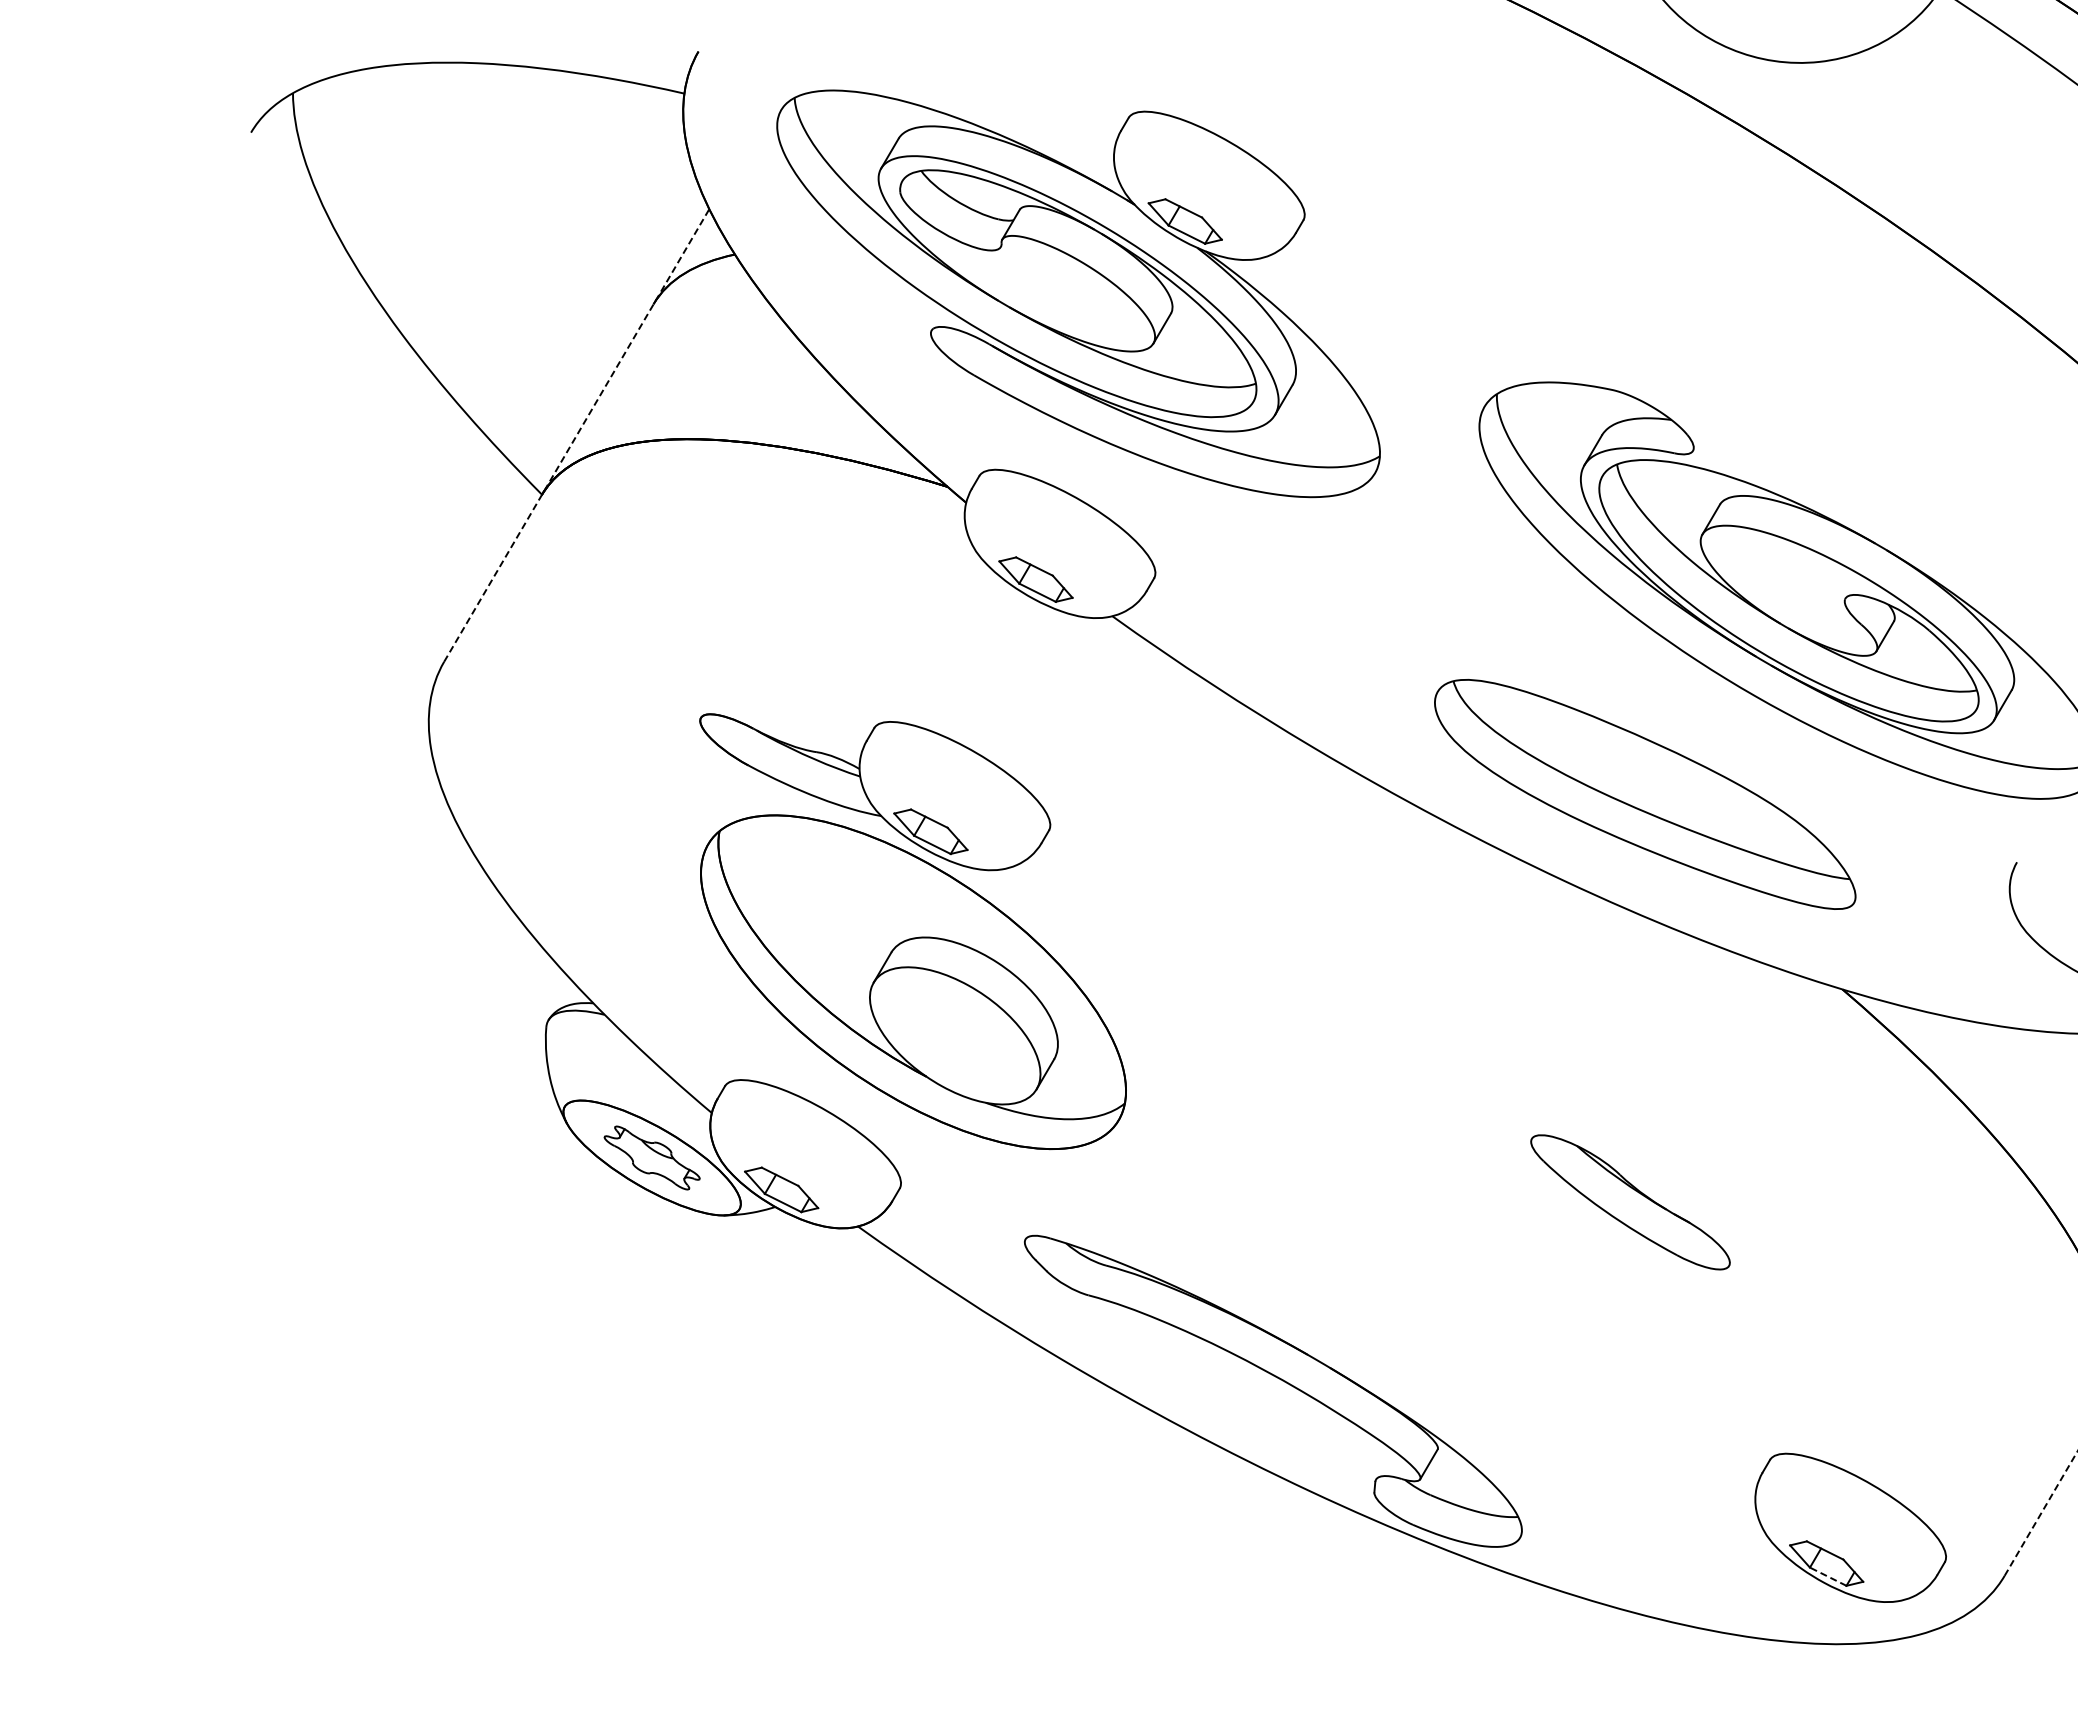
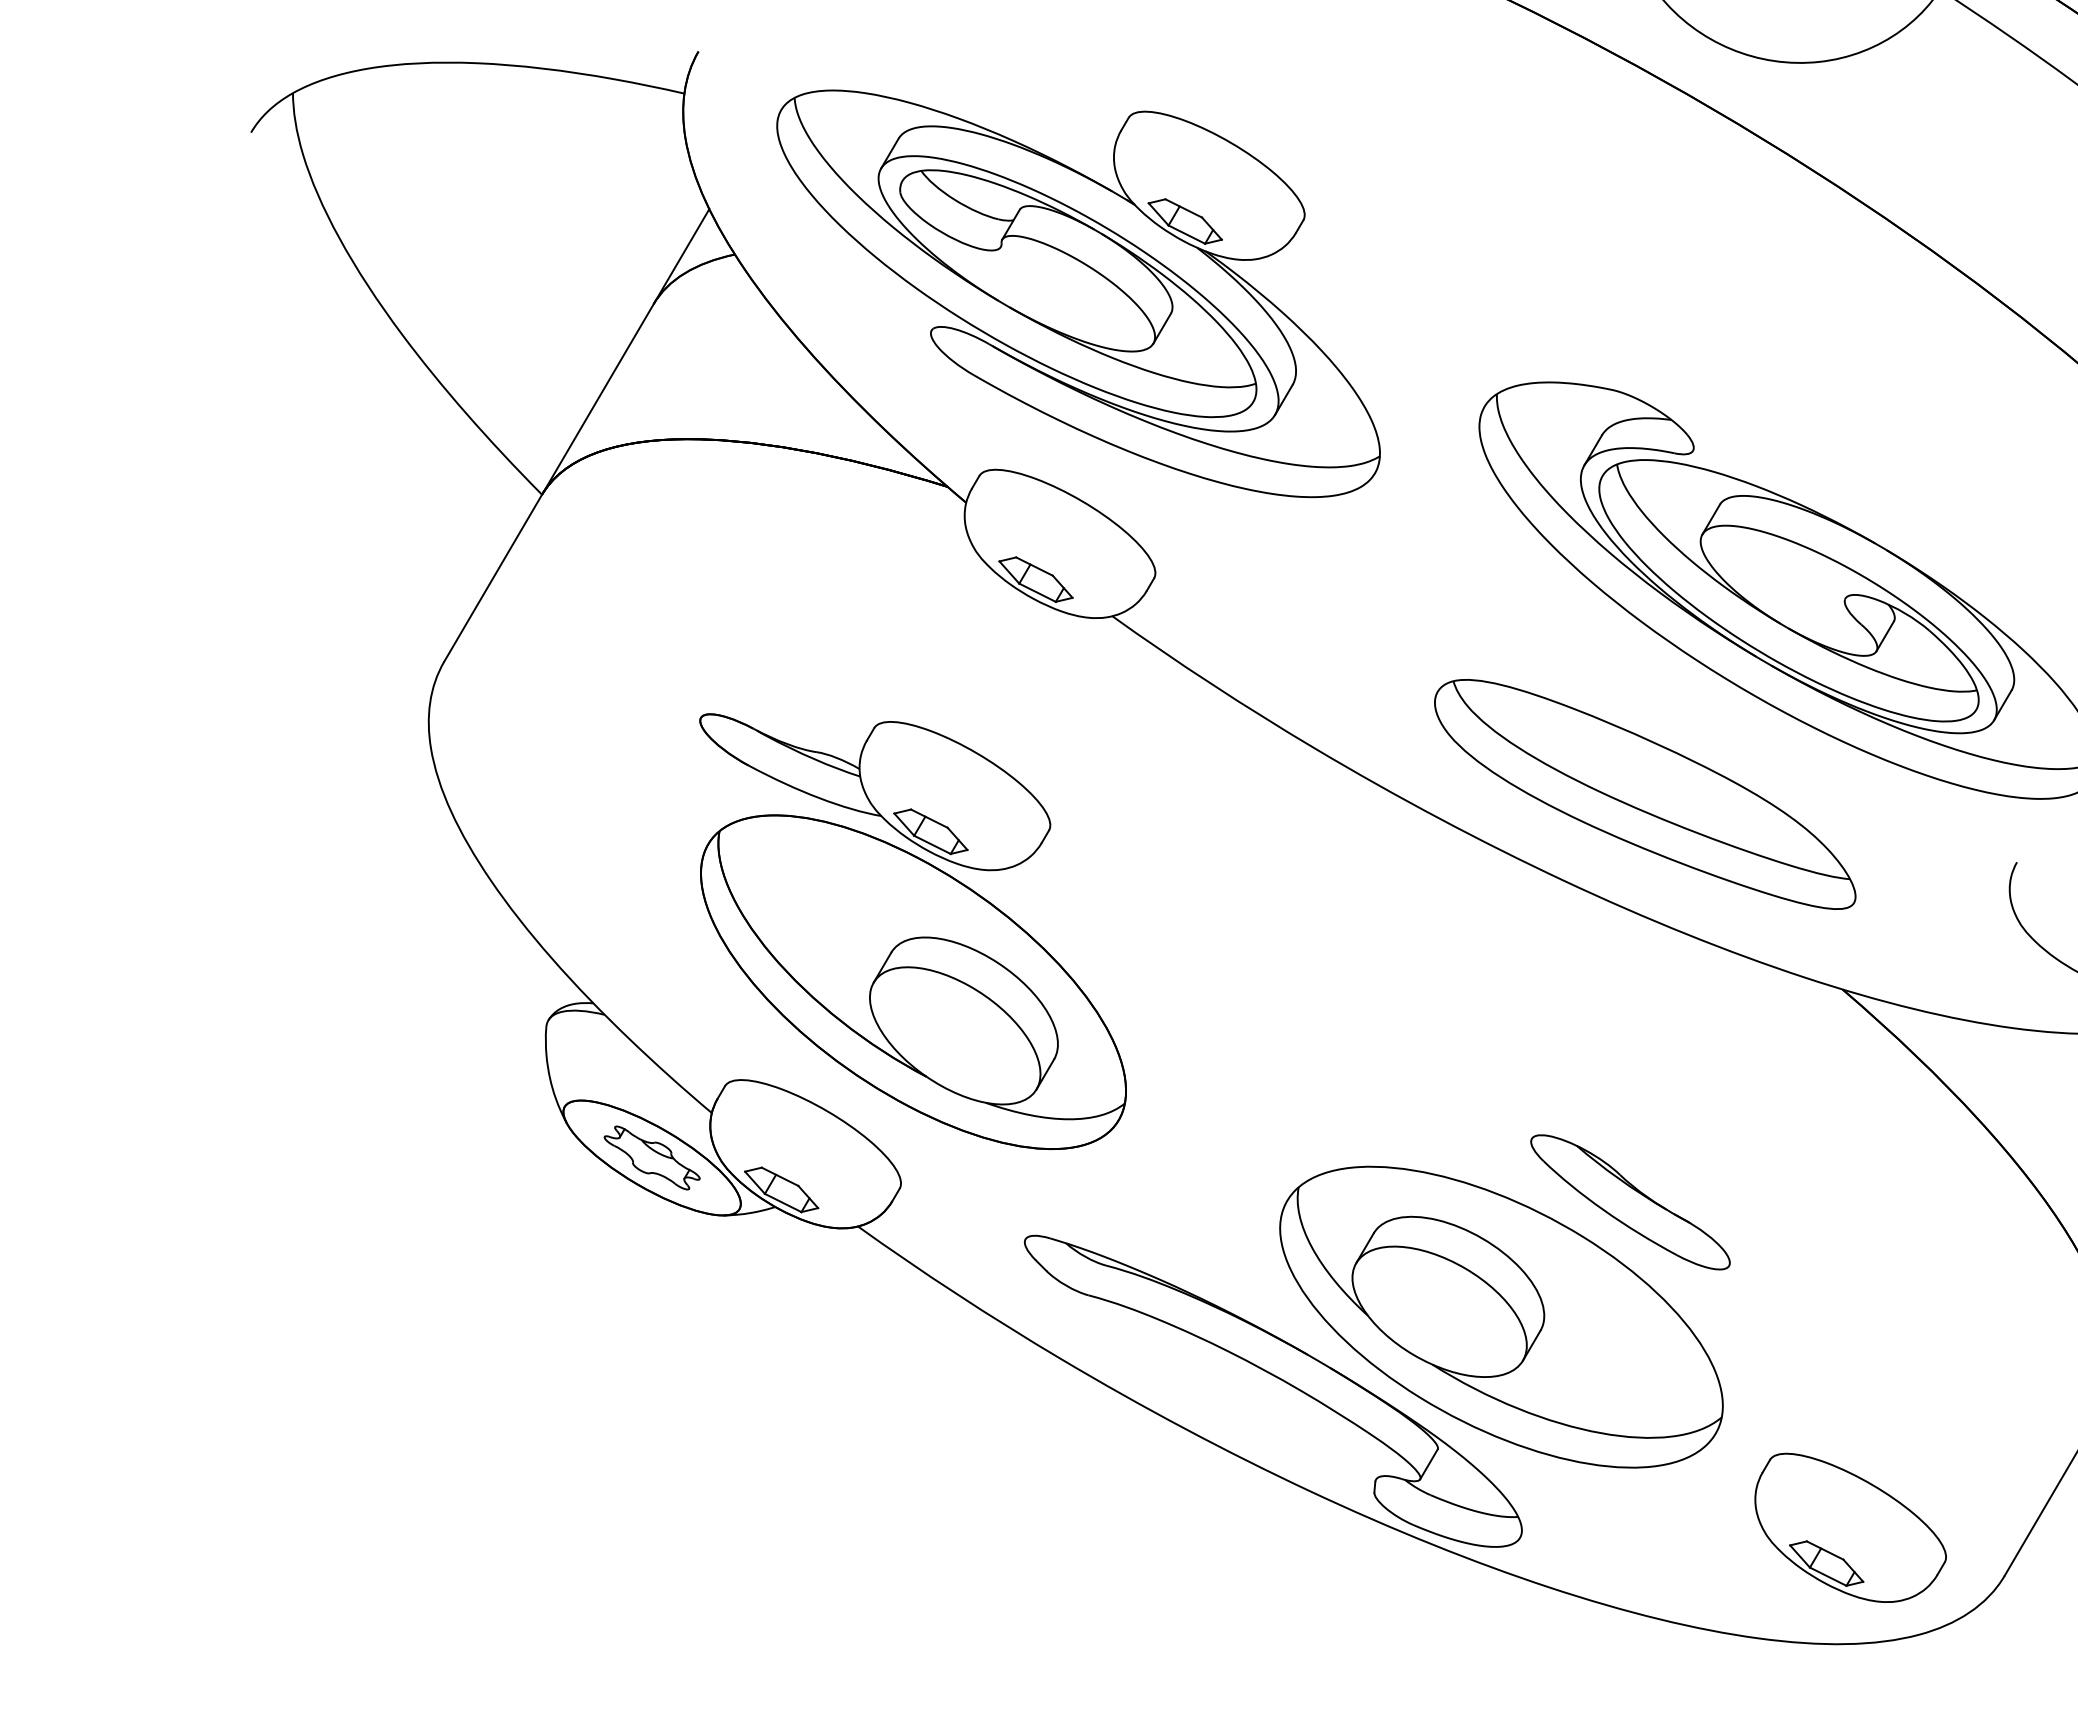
line: dashed -> solid (577, 435)
part: none -> present (1501, 1316)
line: dashed -> solid (2041, 1512)
line: dashed -> solid (1827, 1576)
